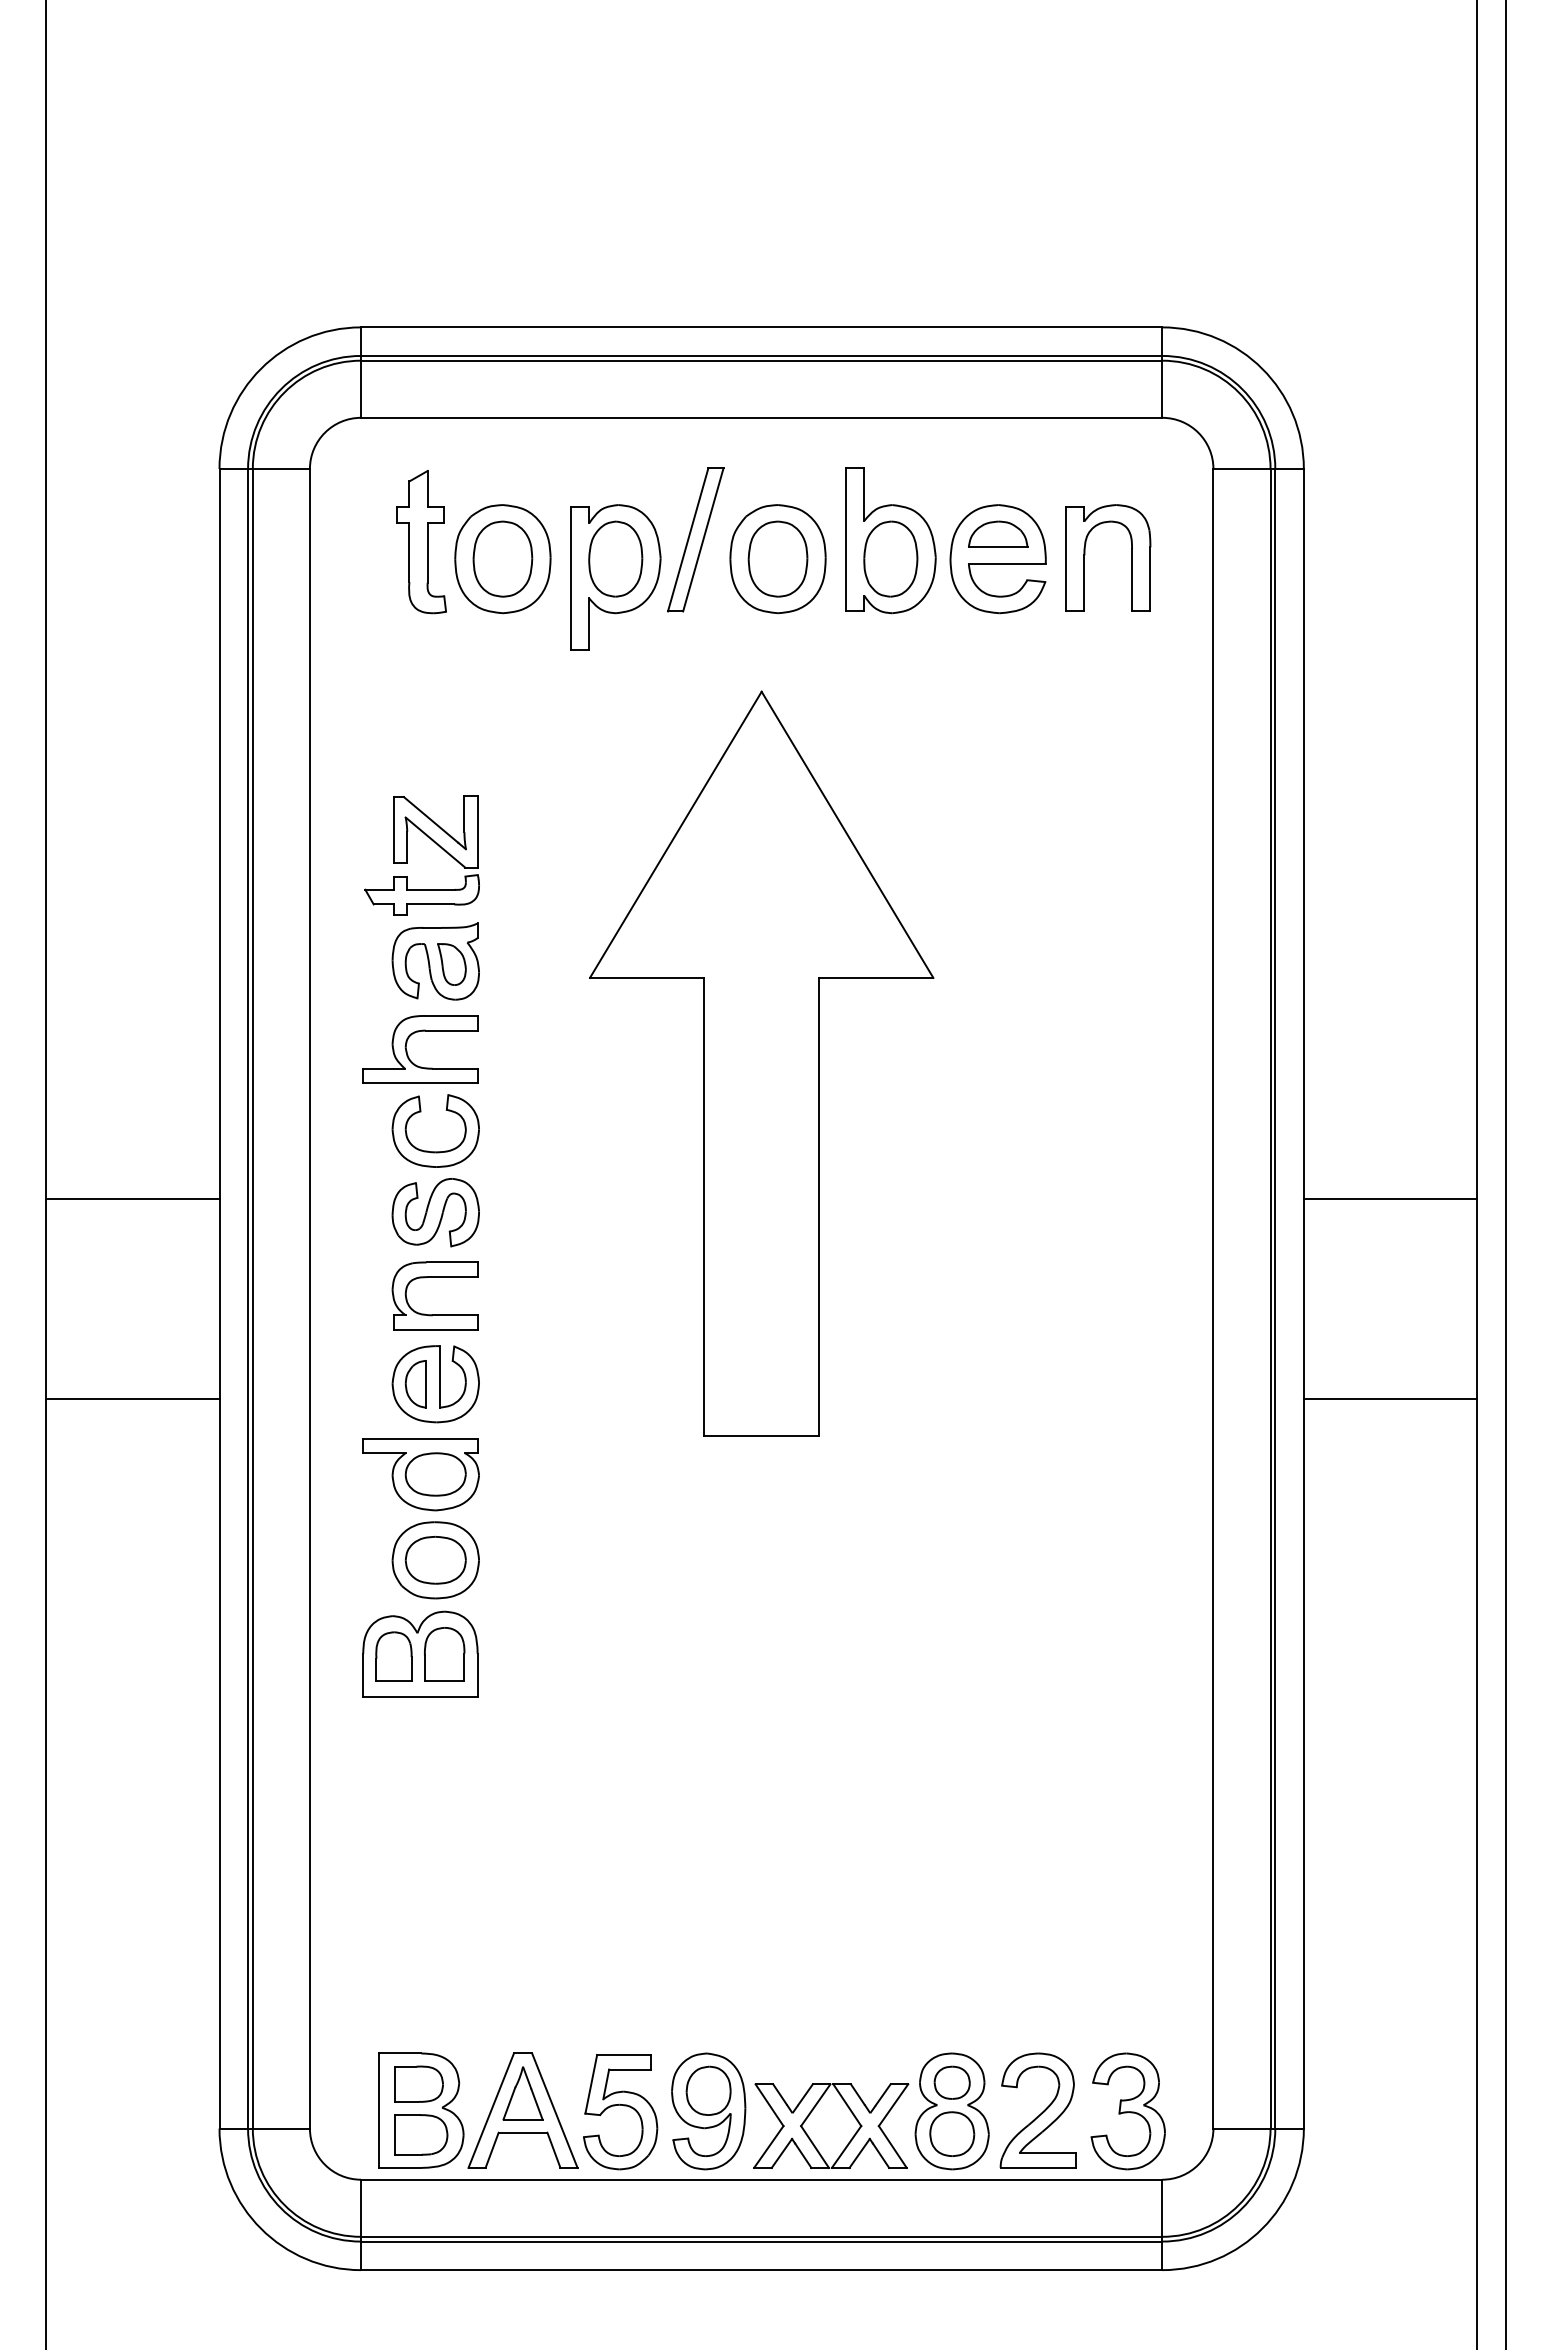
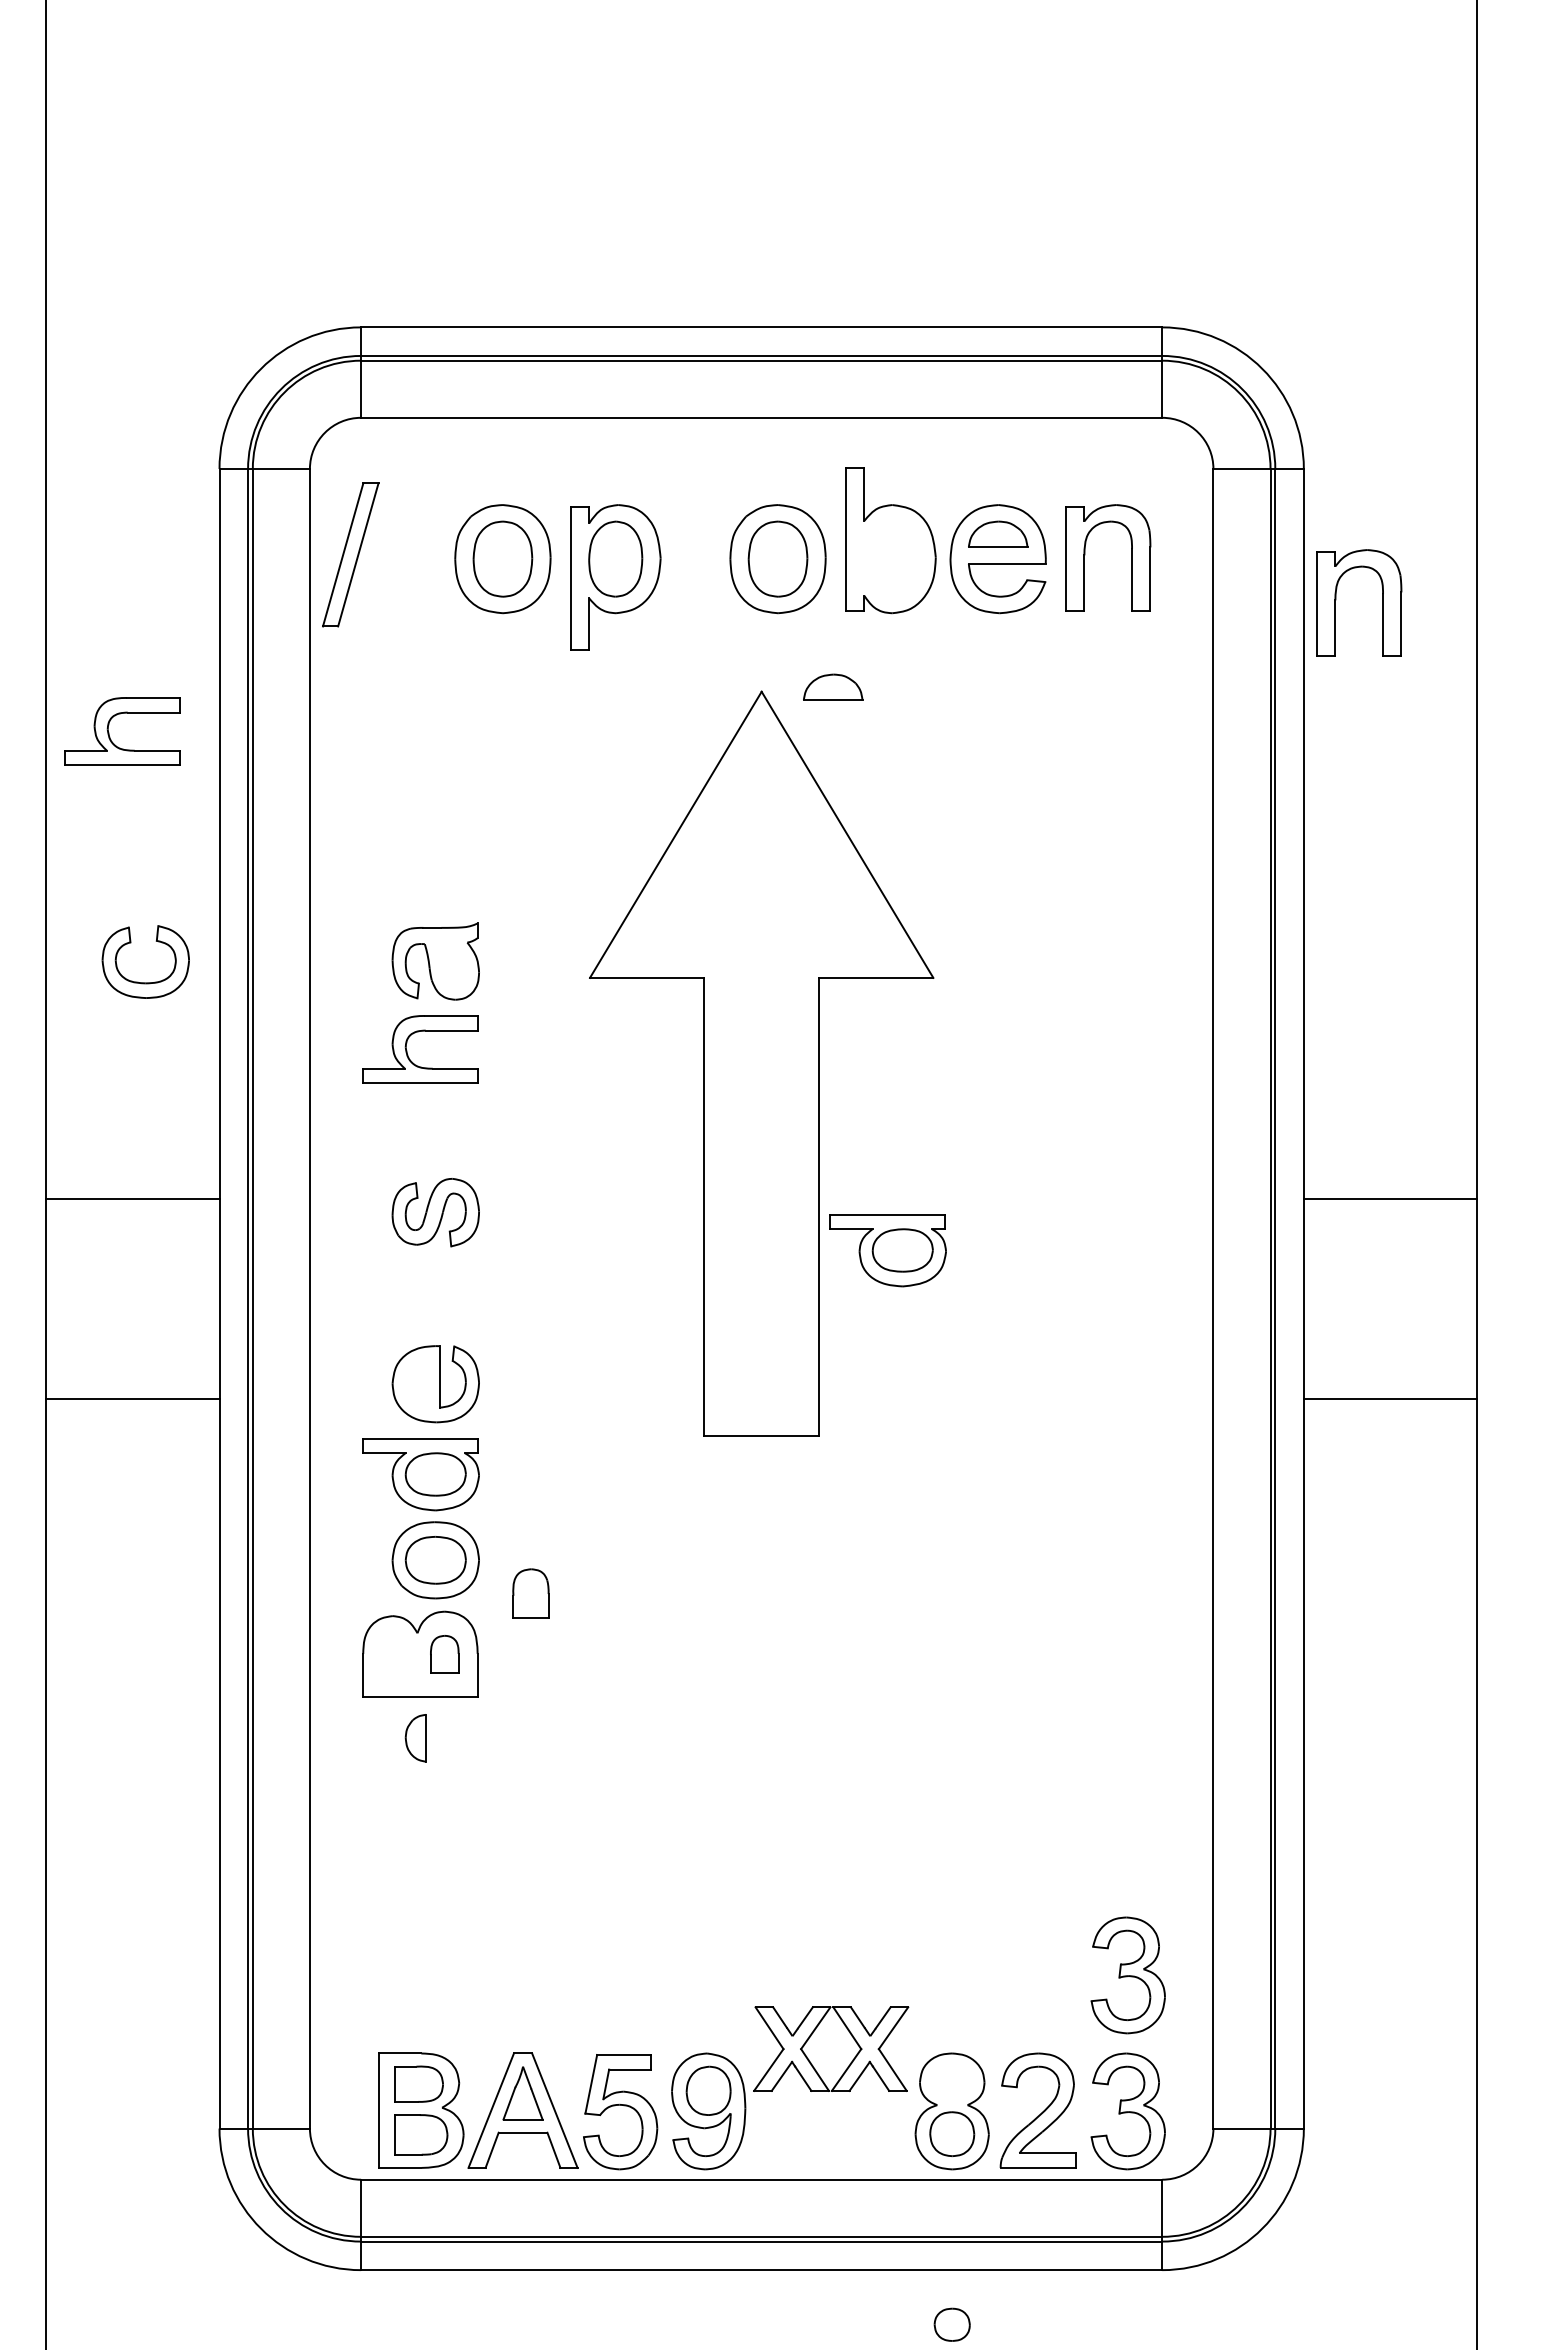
part position: (695, 539) -> (350, 554) (350, 554)
part: present -> none (421, 542)
part: present -> none (890, 558)
part: none -> present (1382, 602)
part: none -> present (833, 686)
part: none -> present (109, 732)
part: present -> none (407, 855)
part: present -> none (451, 964)
part position: (435, 1151) -> (145, 982) (145, 982)
line: present -> none (1505, 1174)
part: none -> present (887, 1250)
part: present -> none (434, 1277)
part position: (415, 1384) -> (415, 1738) (415, 1738)
part size: 42x55 px -> 30x39 px (444, 1654)
part position: (393, 1656) -> (530, 1593) (530, 1593)
part: none -> present (1127, 1975)
part position: (951, 2082) -> (951, 2324) (951, 2324)
part position: (831, 2125) -> (831, 2048) (831, 2048)
